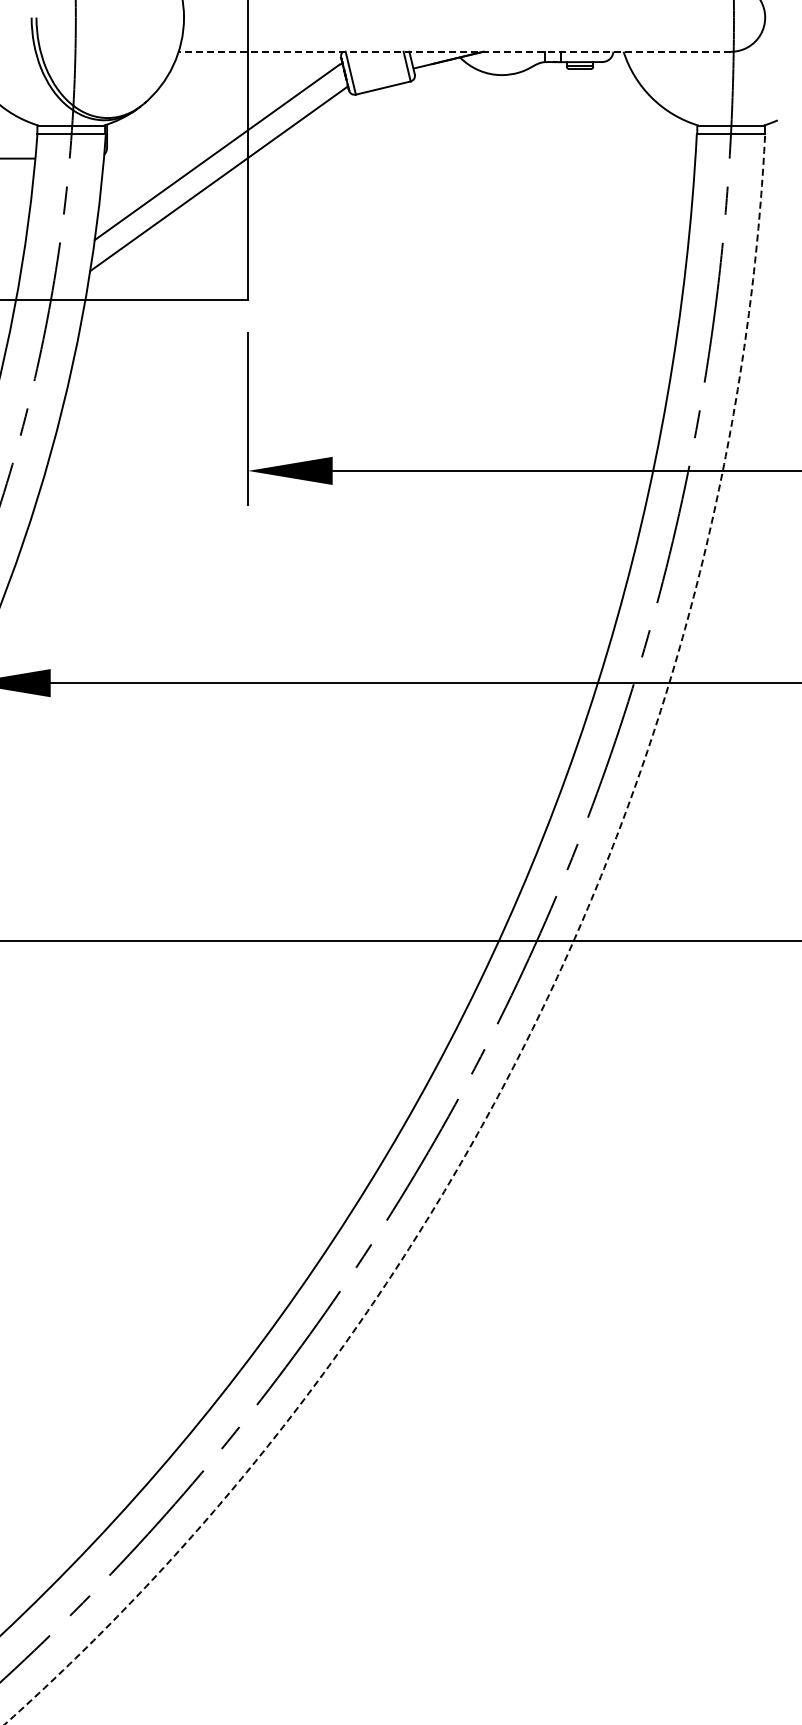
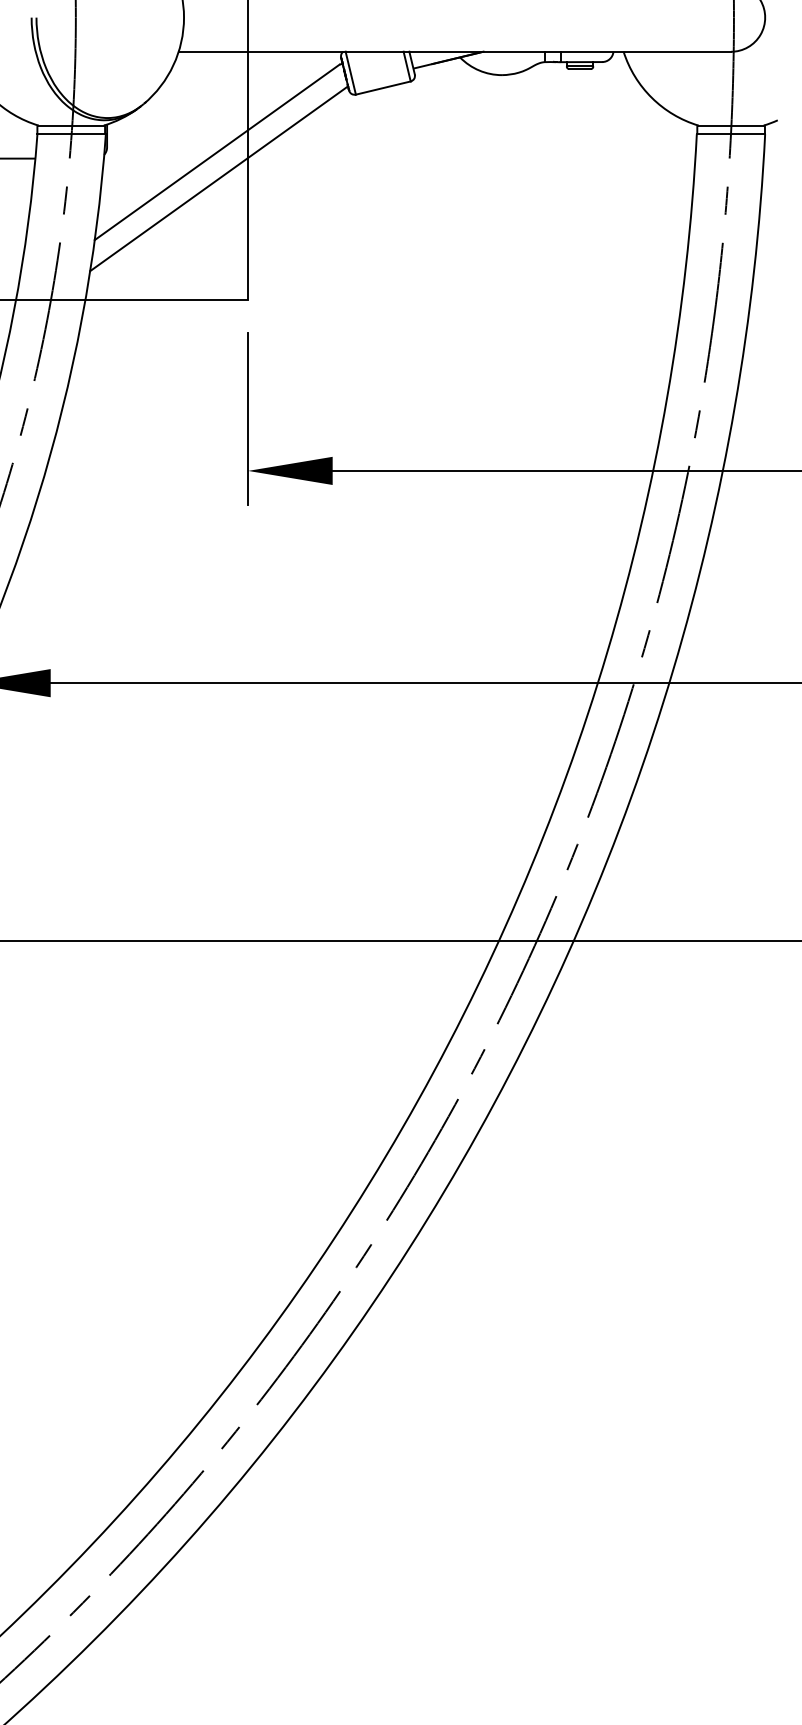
line: dashed -> solid (454, 51)
arc: dashed -> solid (544, 1004)
